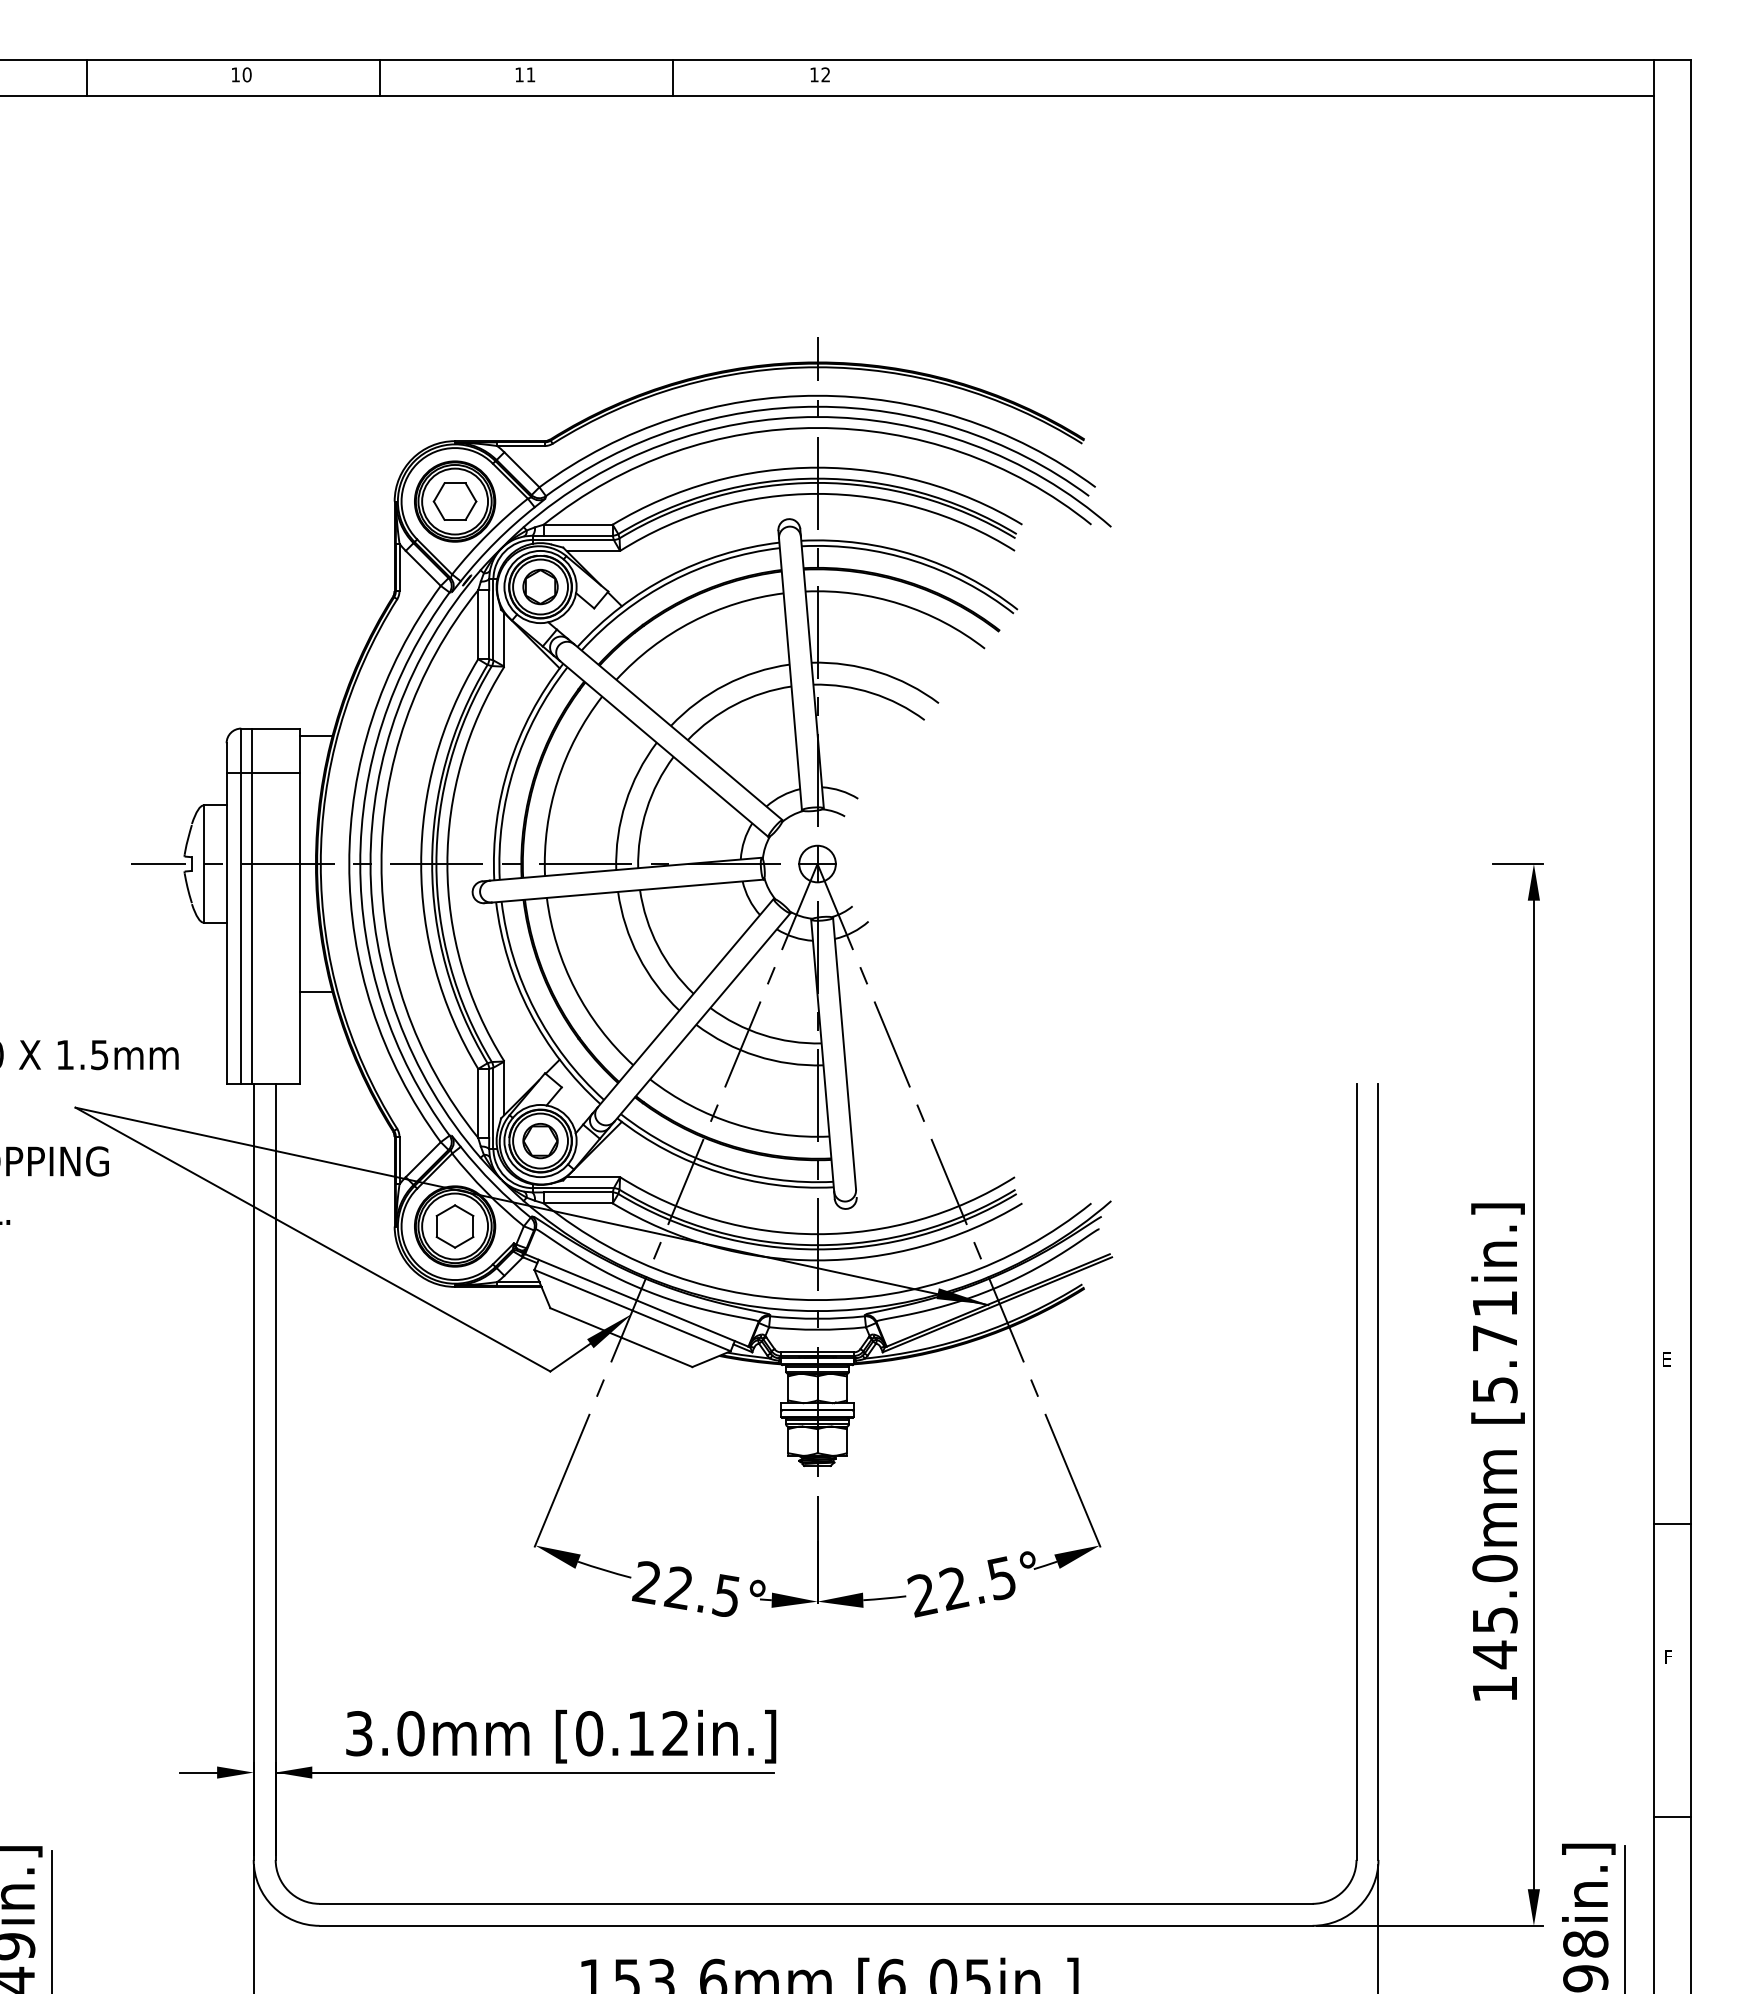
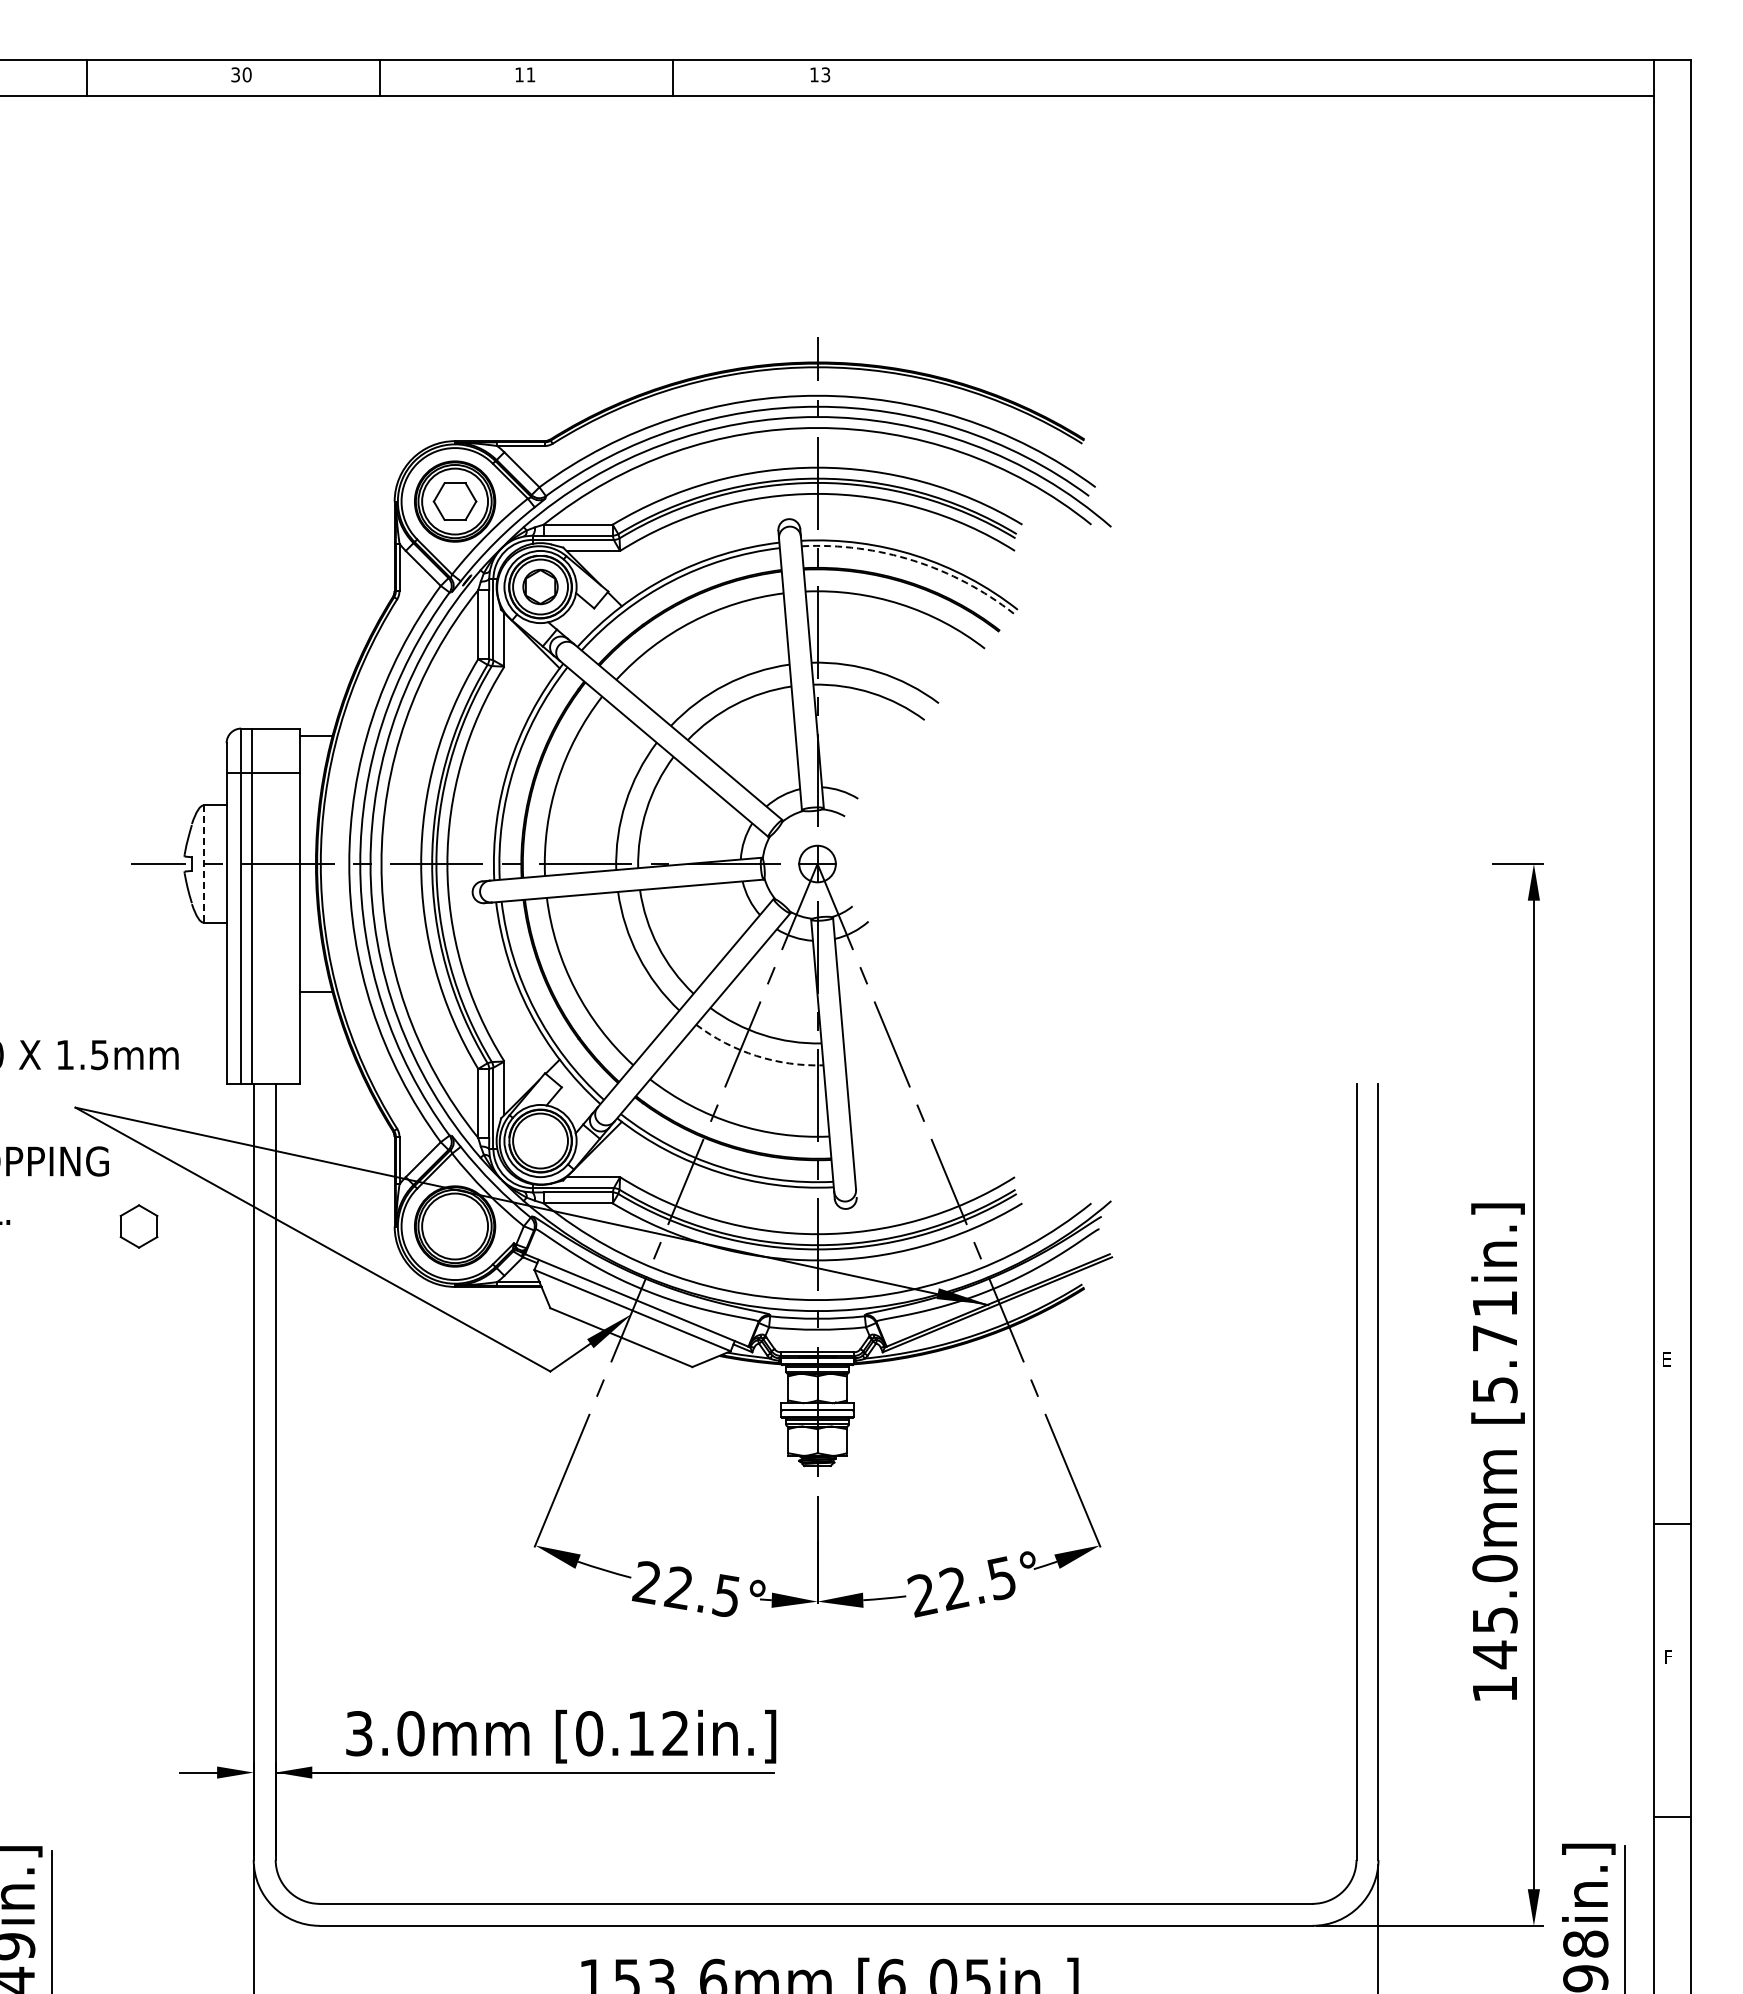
text: 10 -> 30 (235, 74)
text: 12 -> 13 (825, 74)
arc: solid -> dashed (913, 560)
line: solid -> dashed (203, 864)
arc: solid -> dashed (756, 1055)
part: present -> none (540, 1141)
part position: (454, 1226) -> (138, 1226) (138, 1226)
